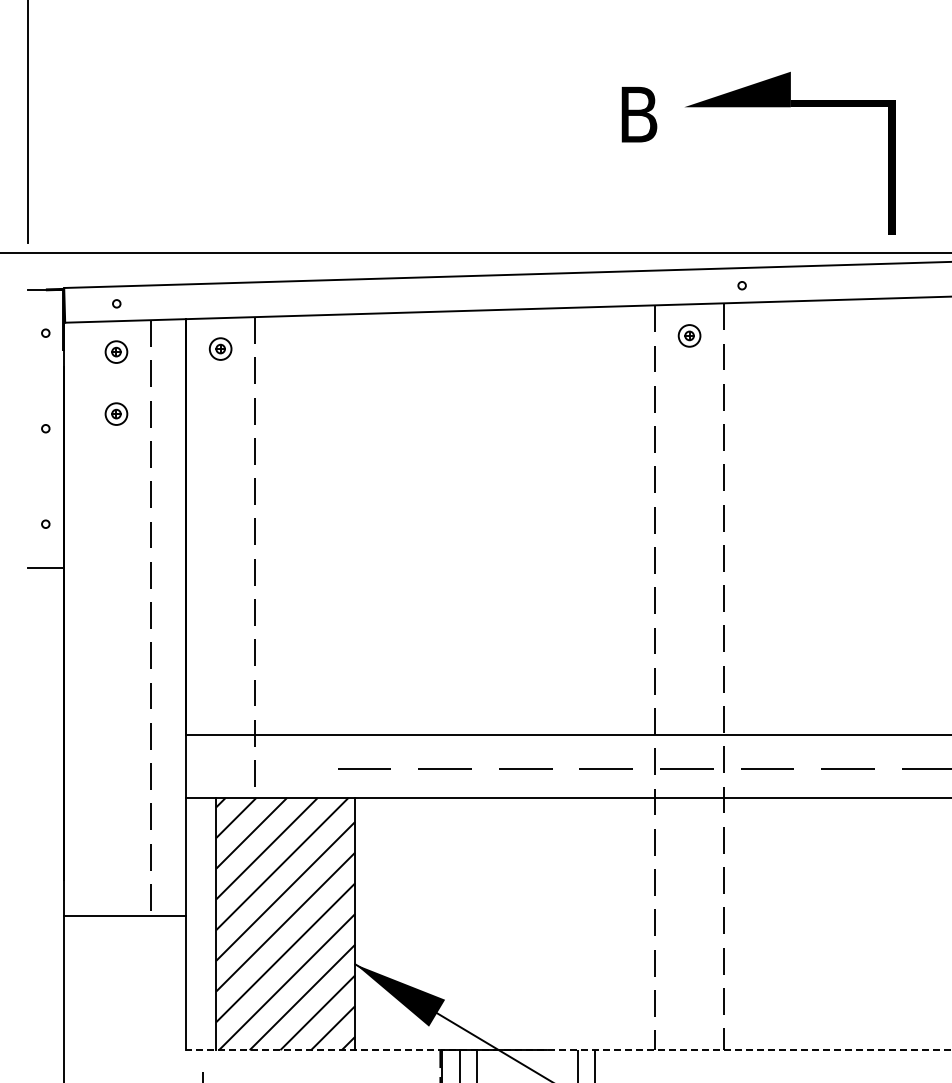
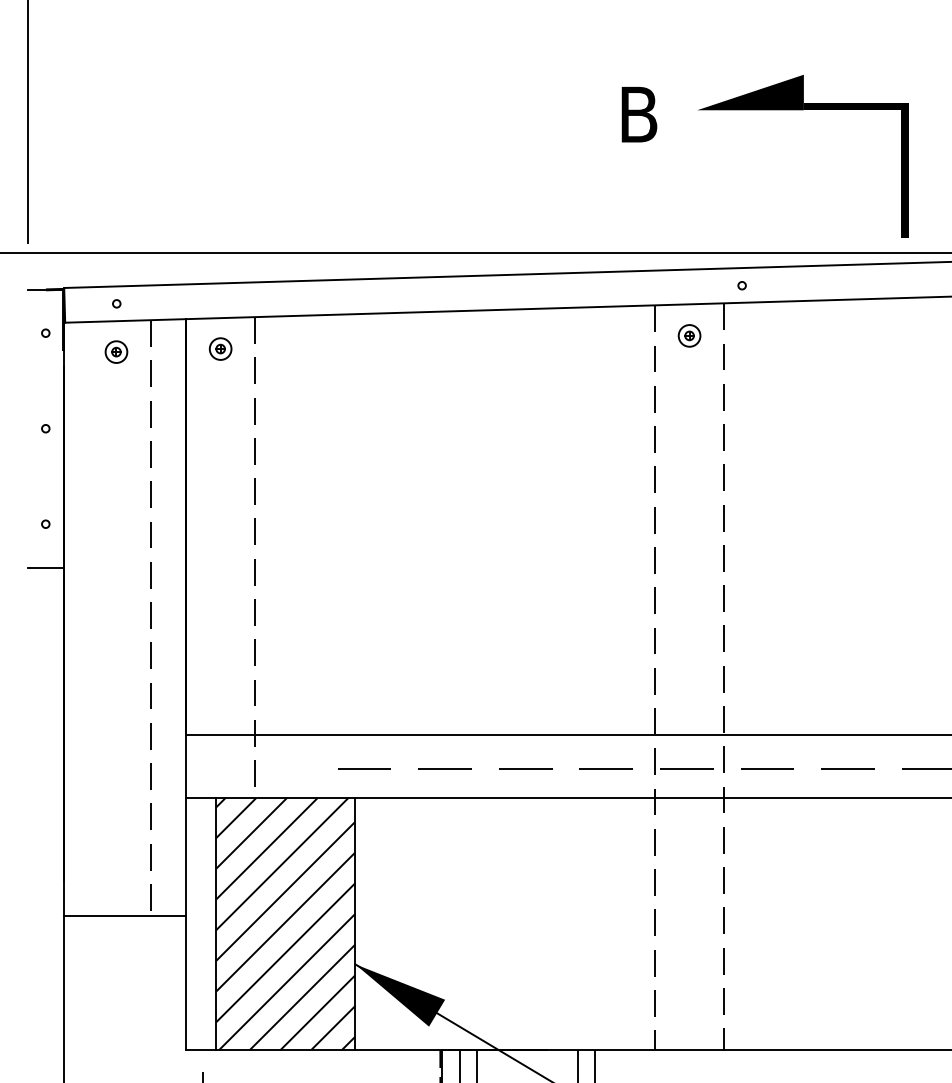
part position: (790, 107) -> (803, 110) (803, 110)
part: present -> none (116, 413)
line: dashed -> solid (568, 1050)
